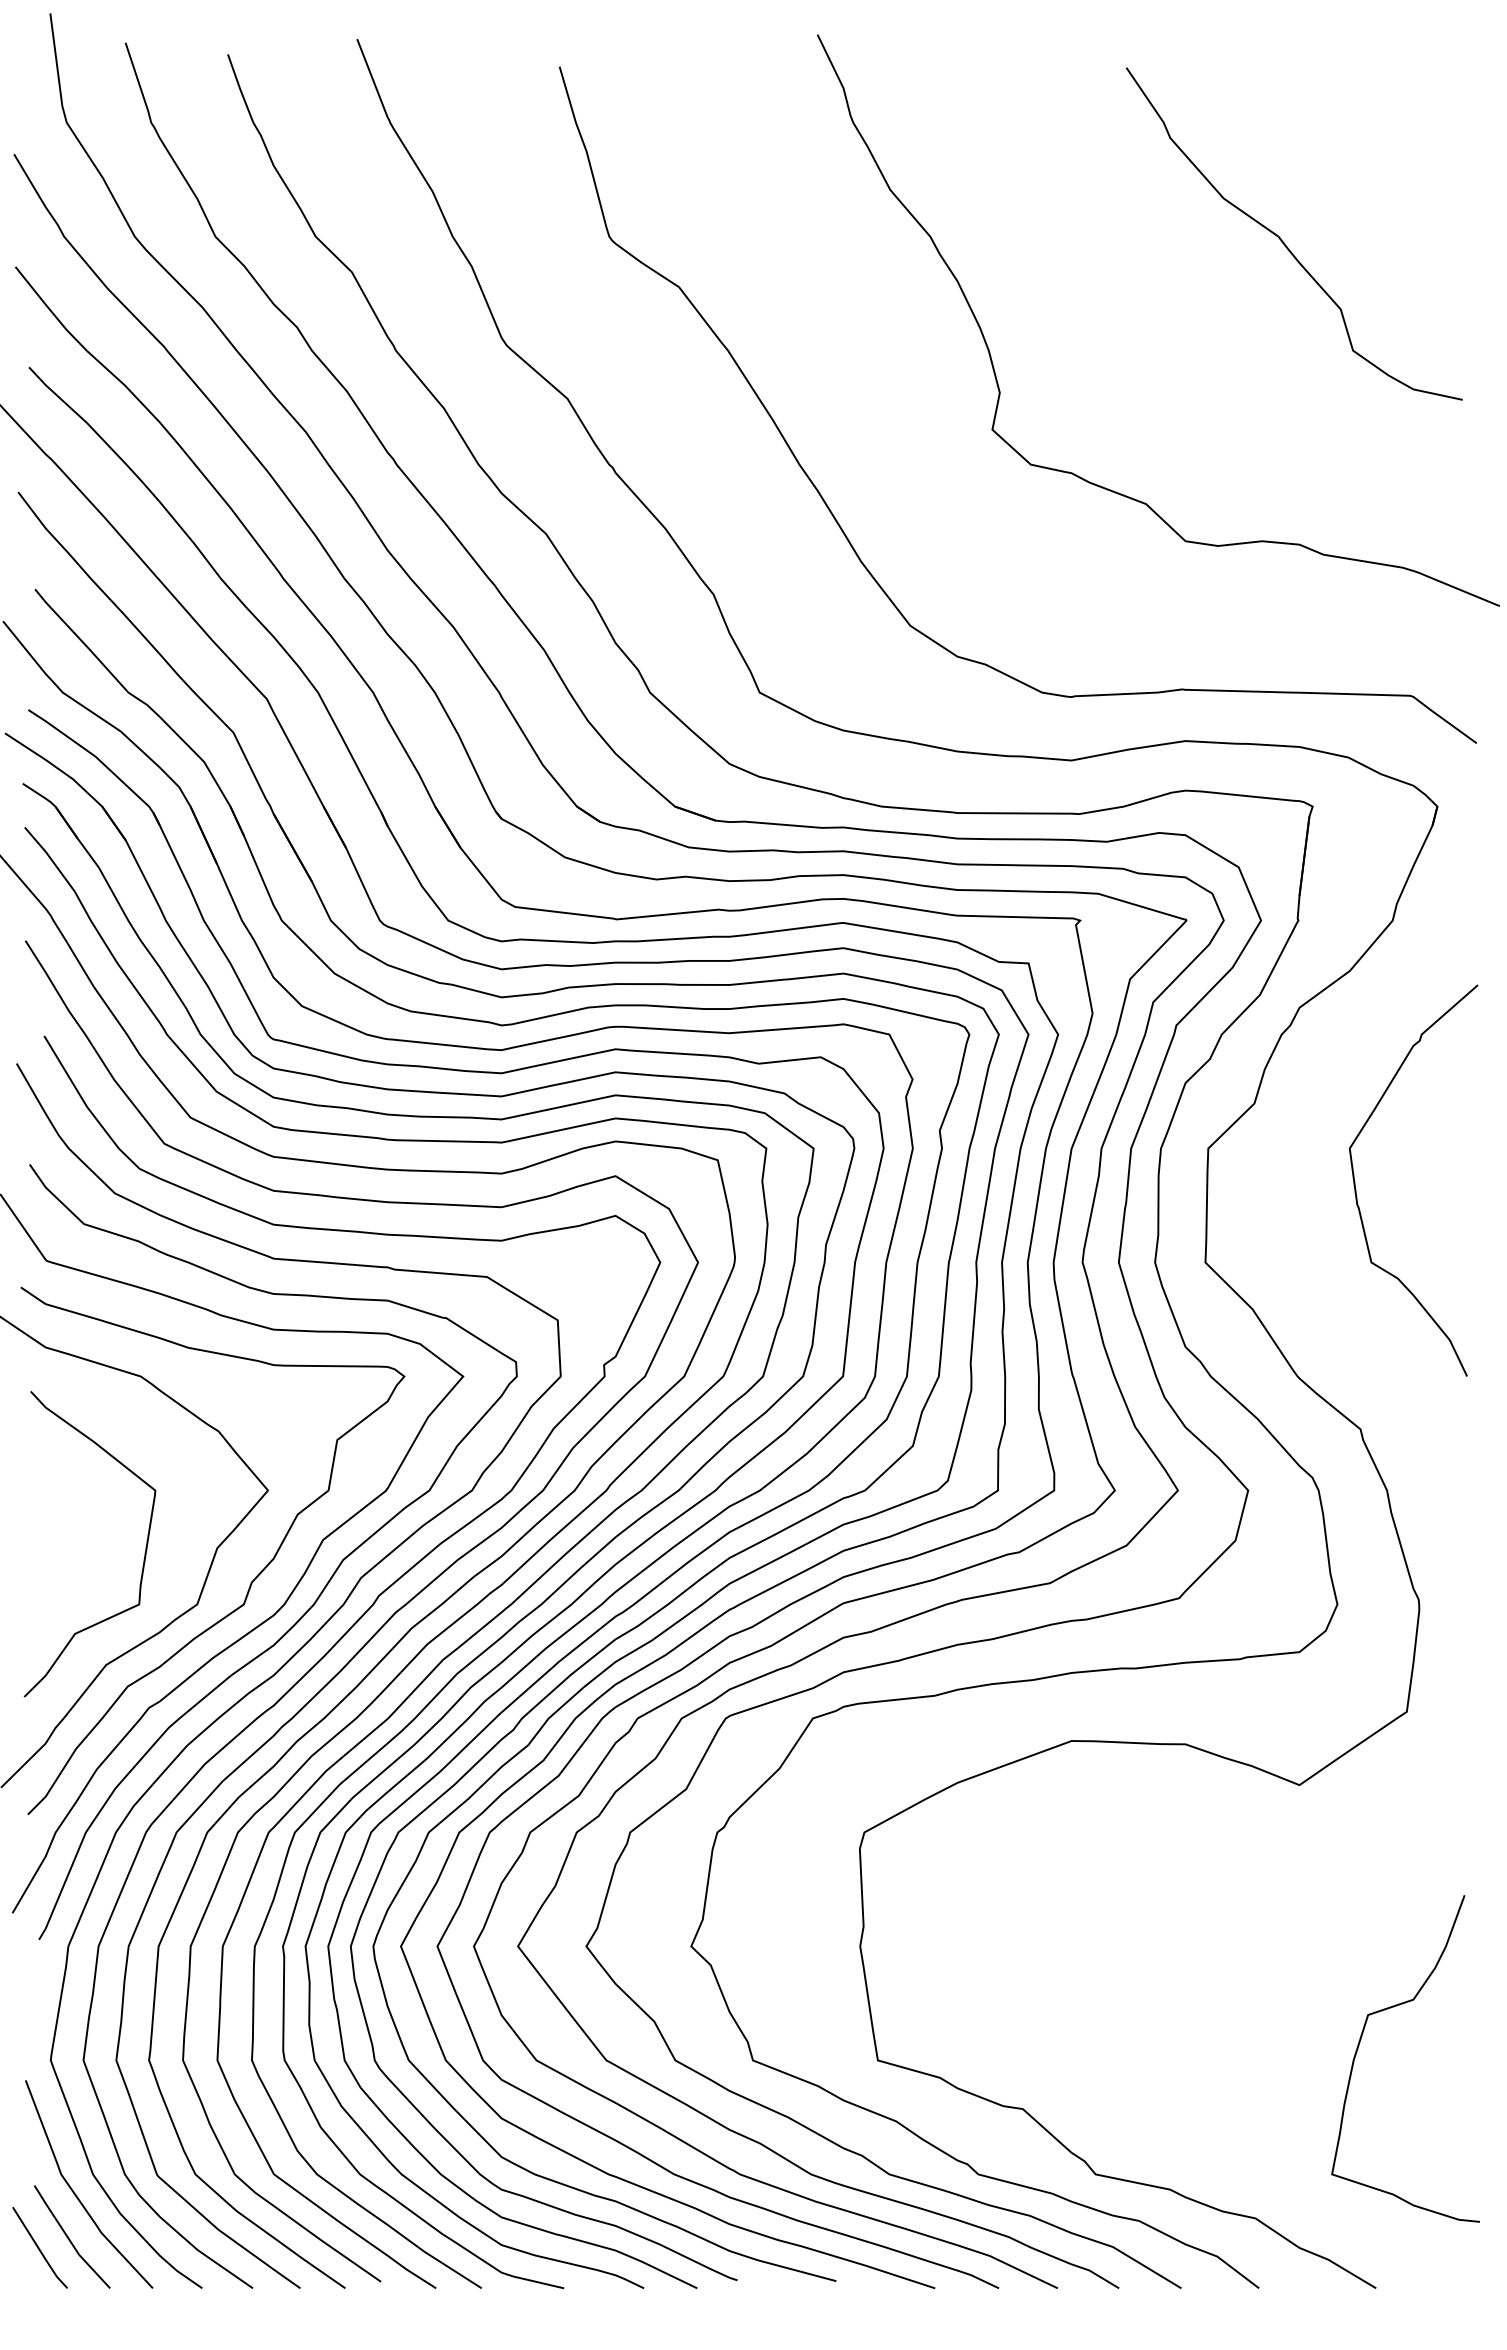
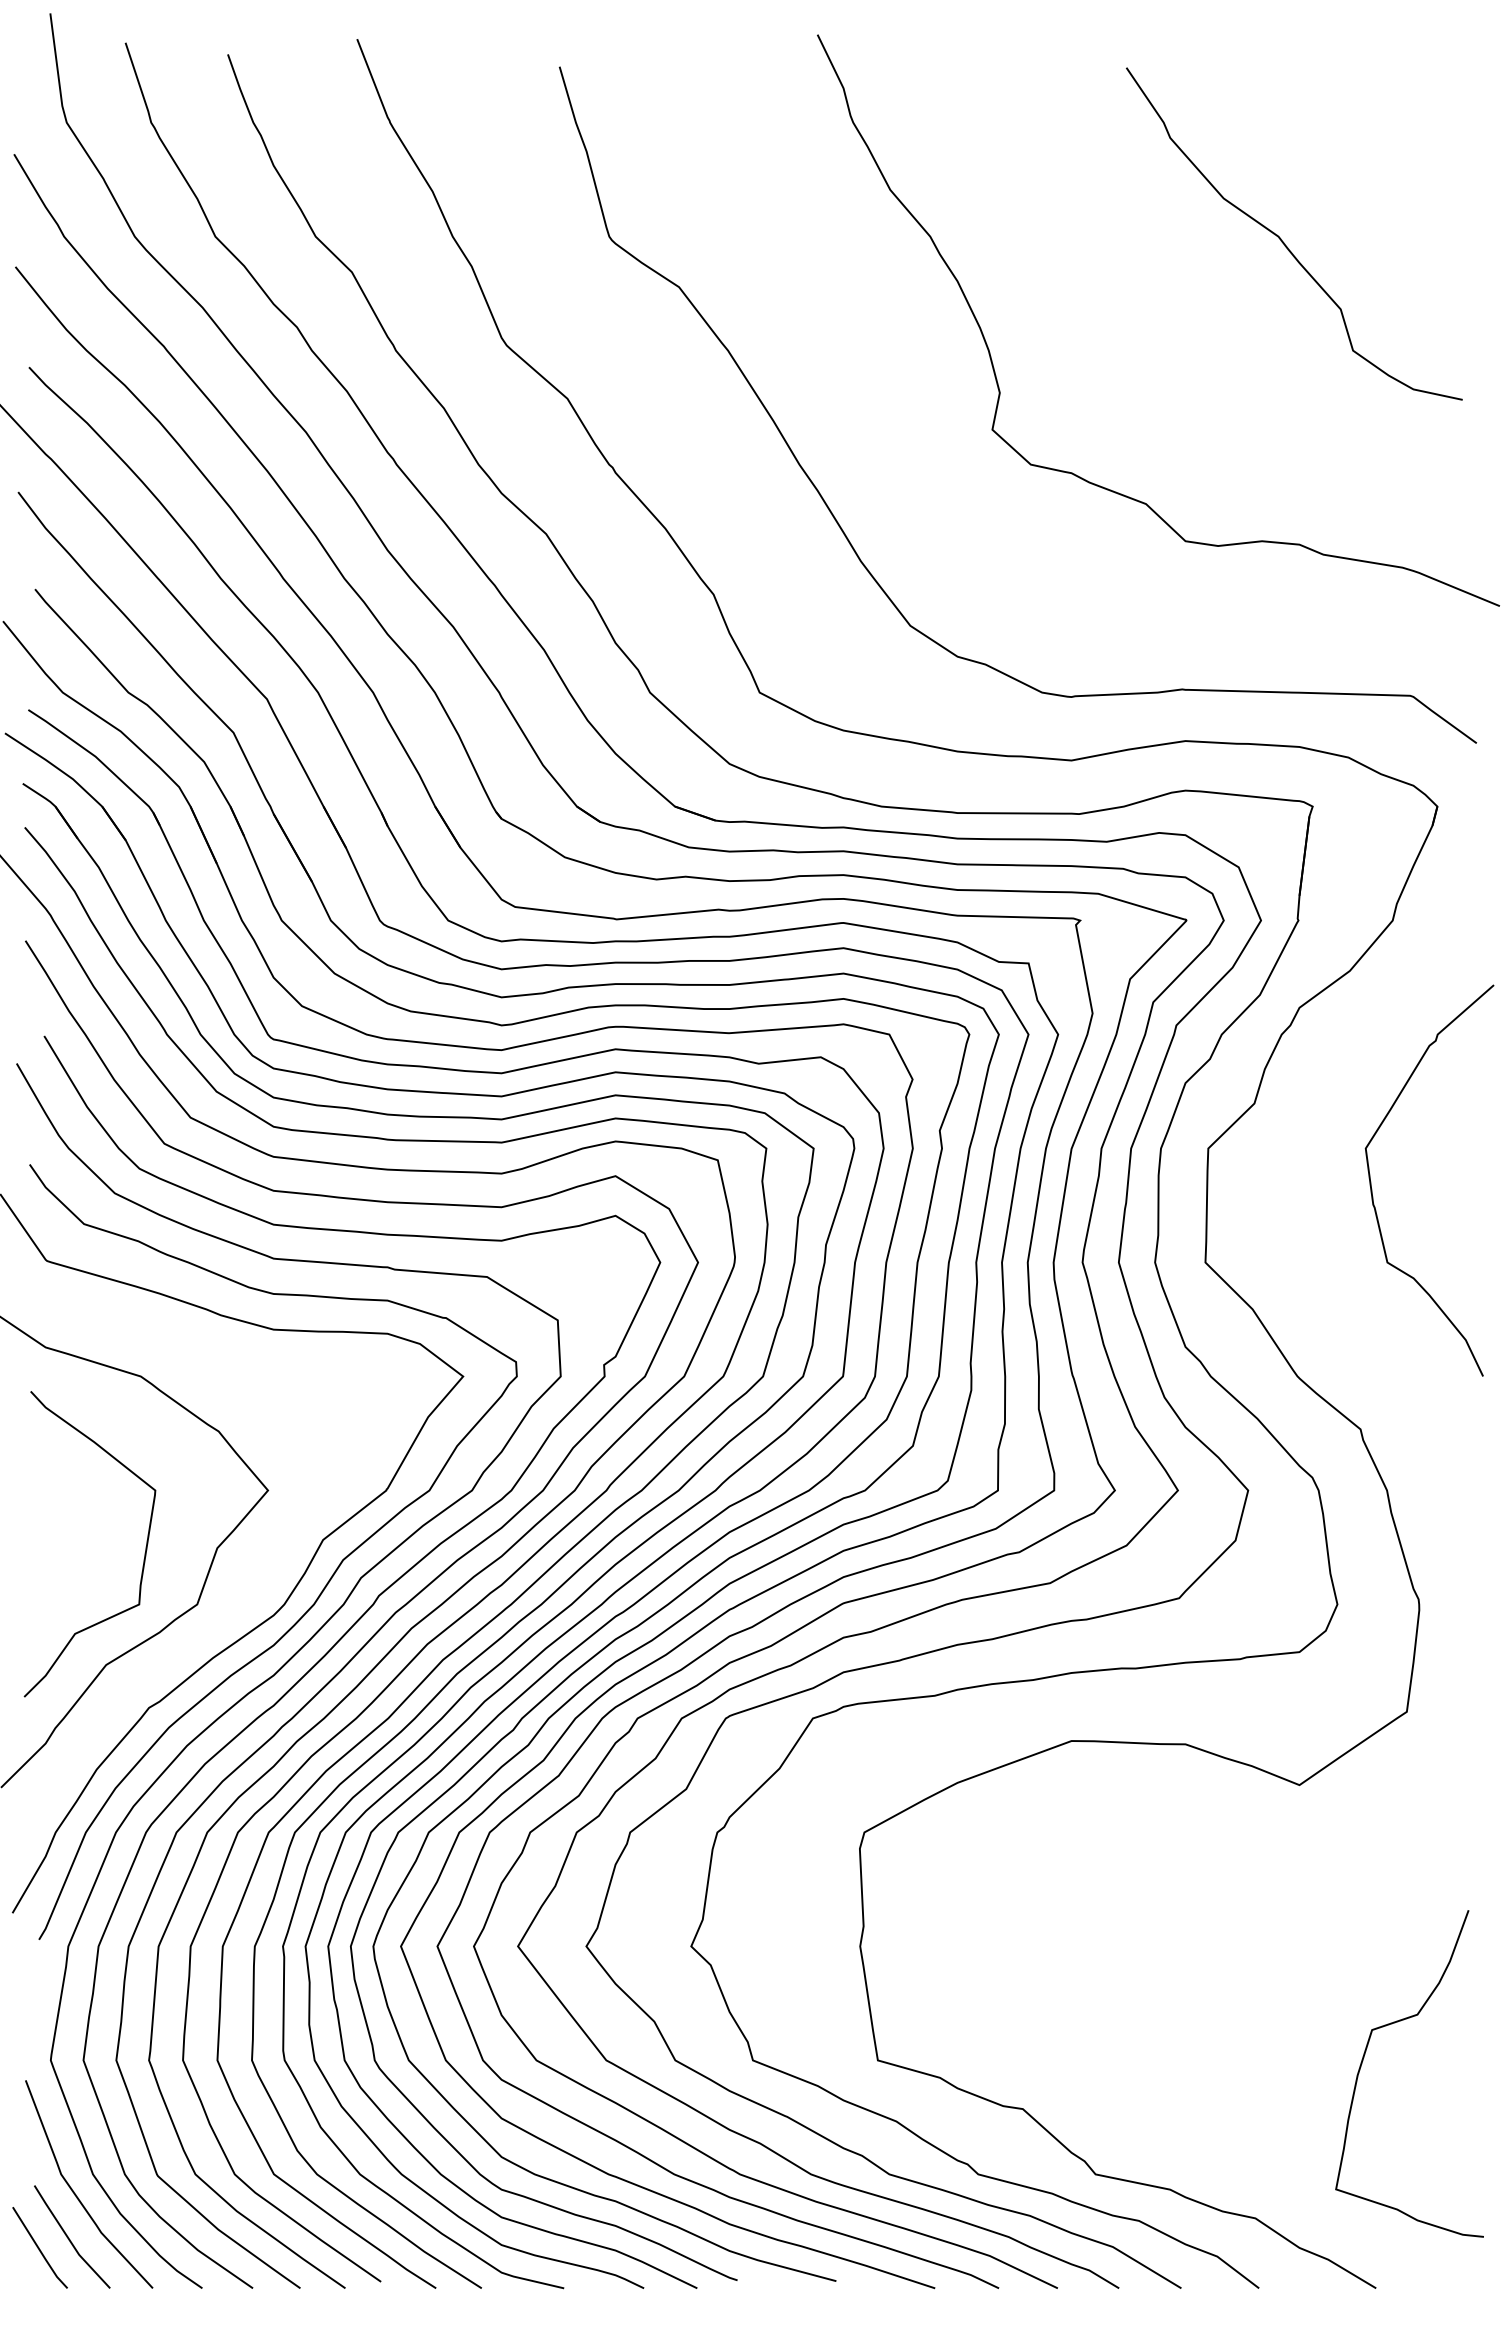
curve position: (1356, 1189) -> (1372, 1189) (1372, 1189)
curve: present -> none (250, 1582)
curve position: (1360, 2042) -> (1364, 2057) (1364, 2057)
